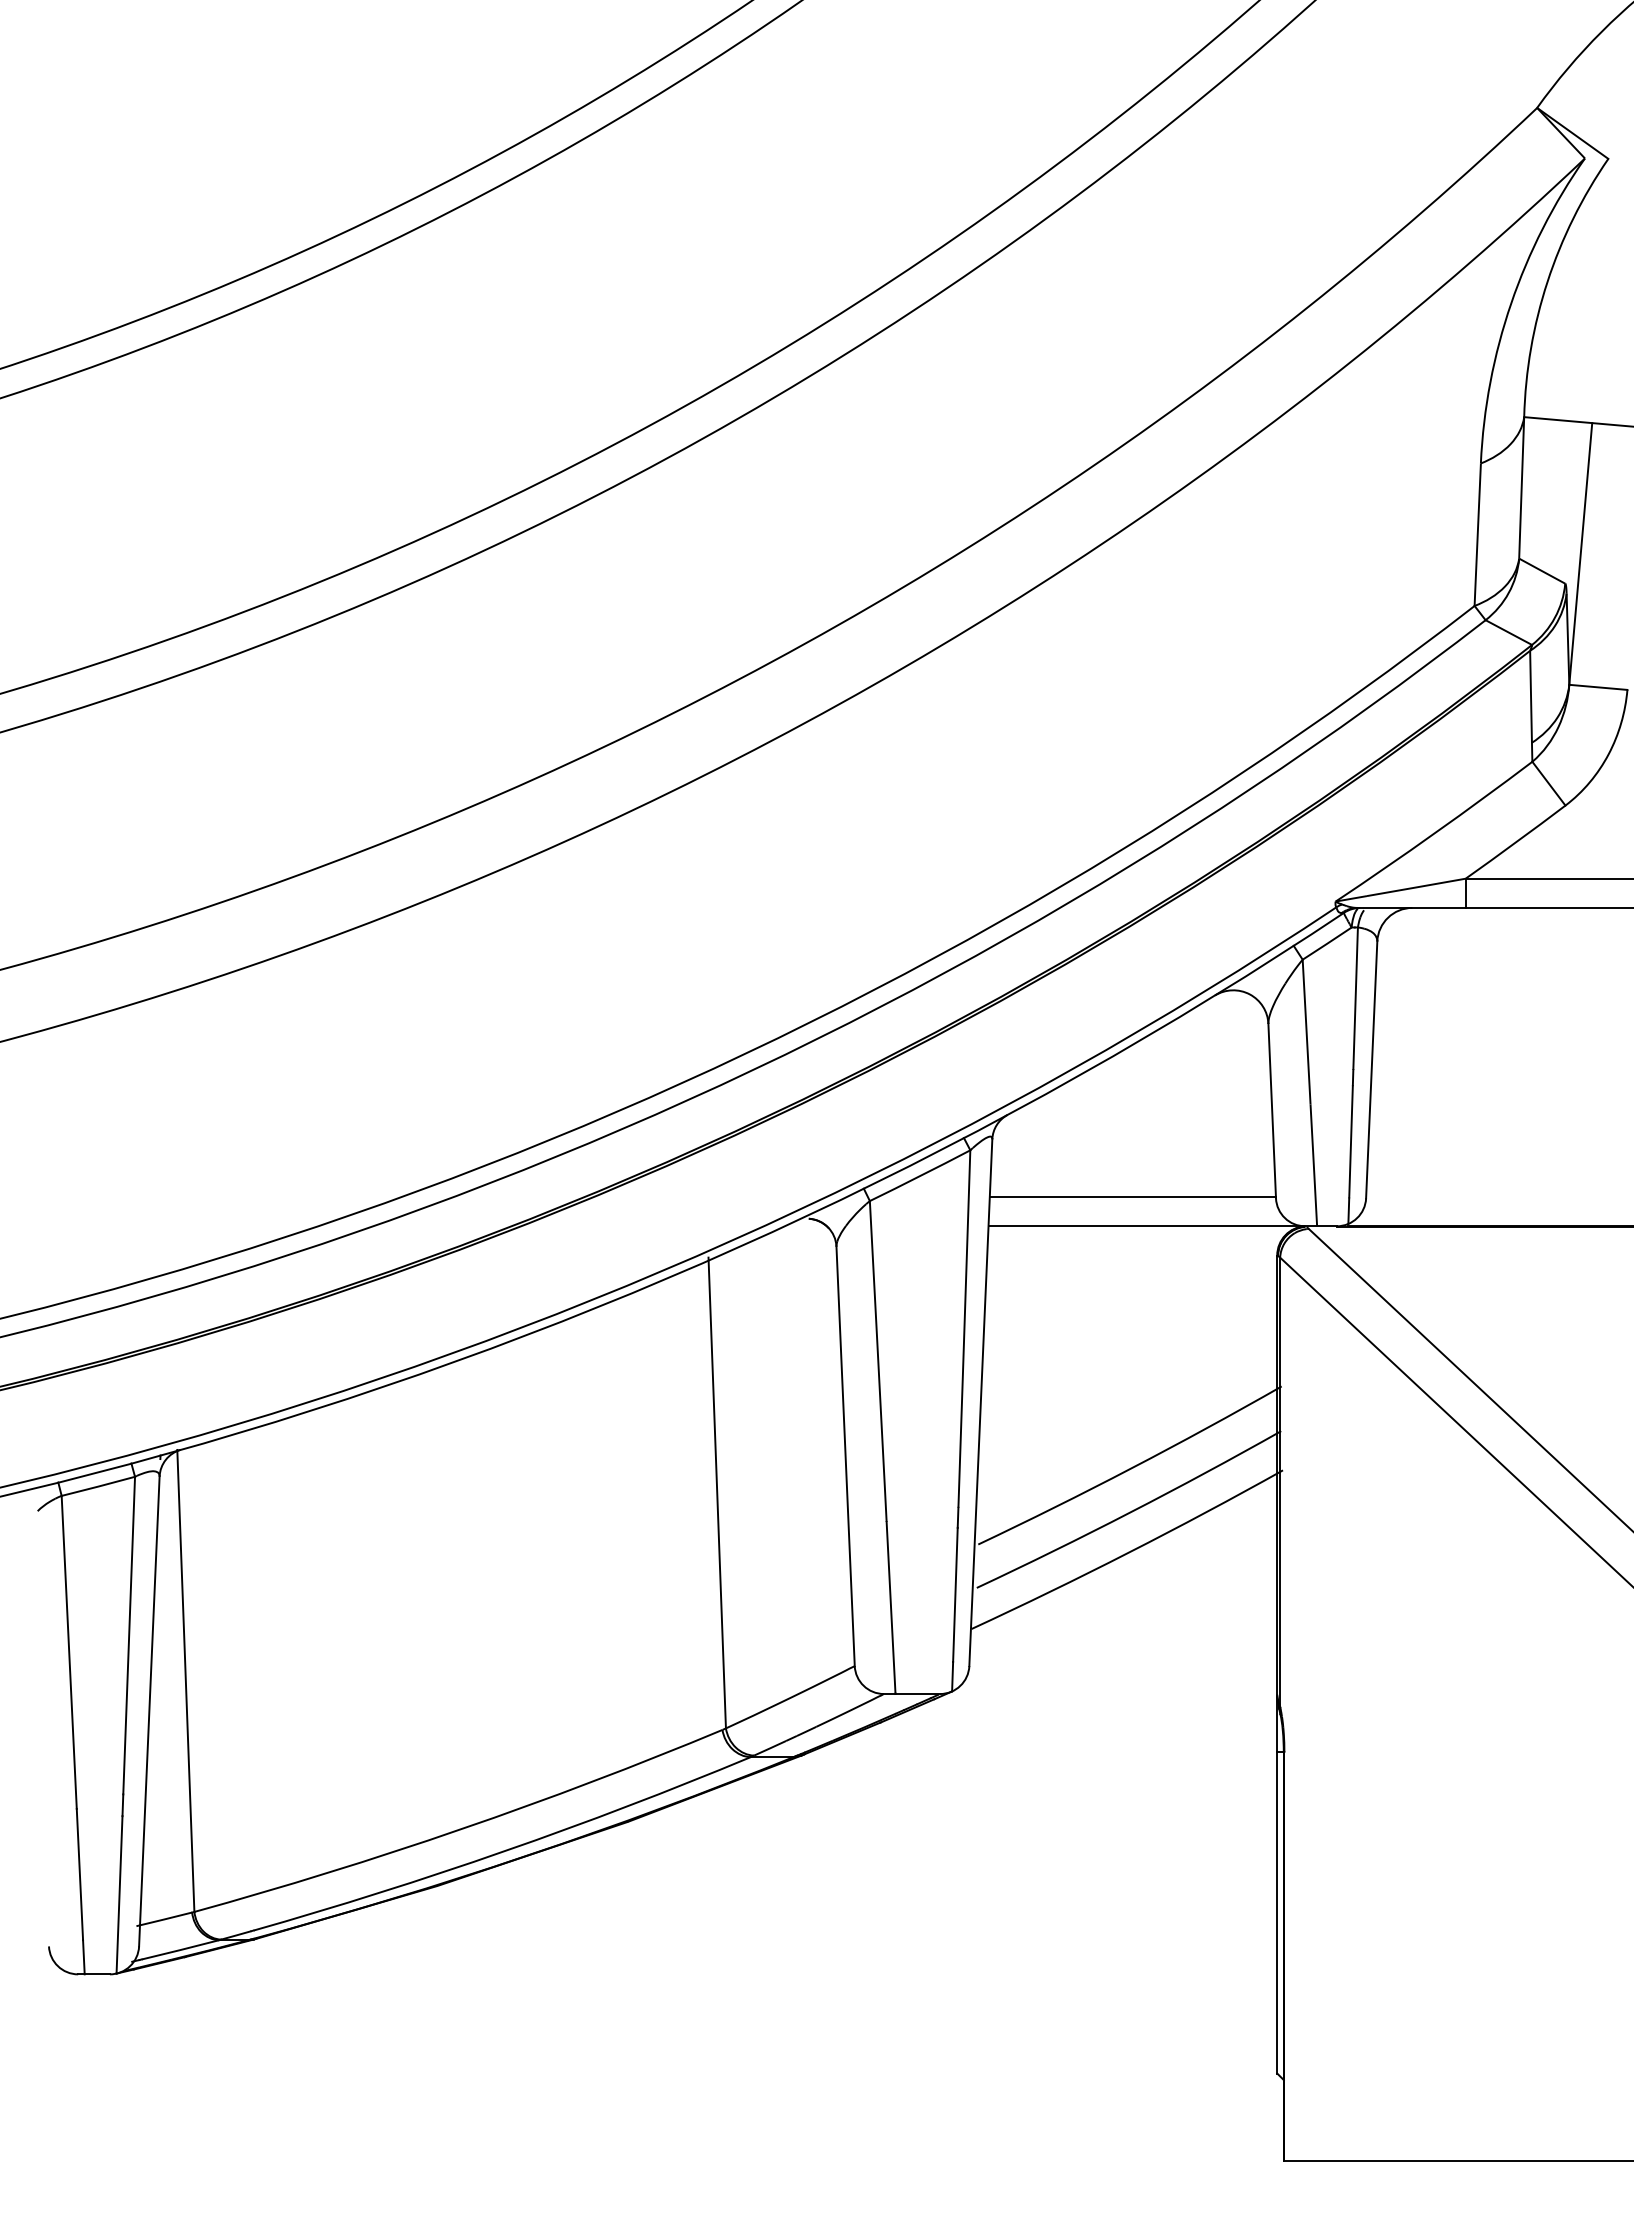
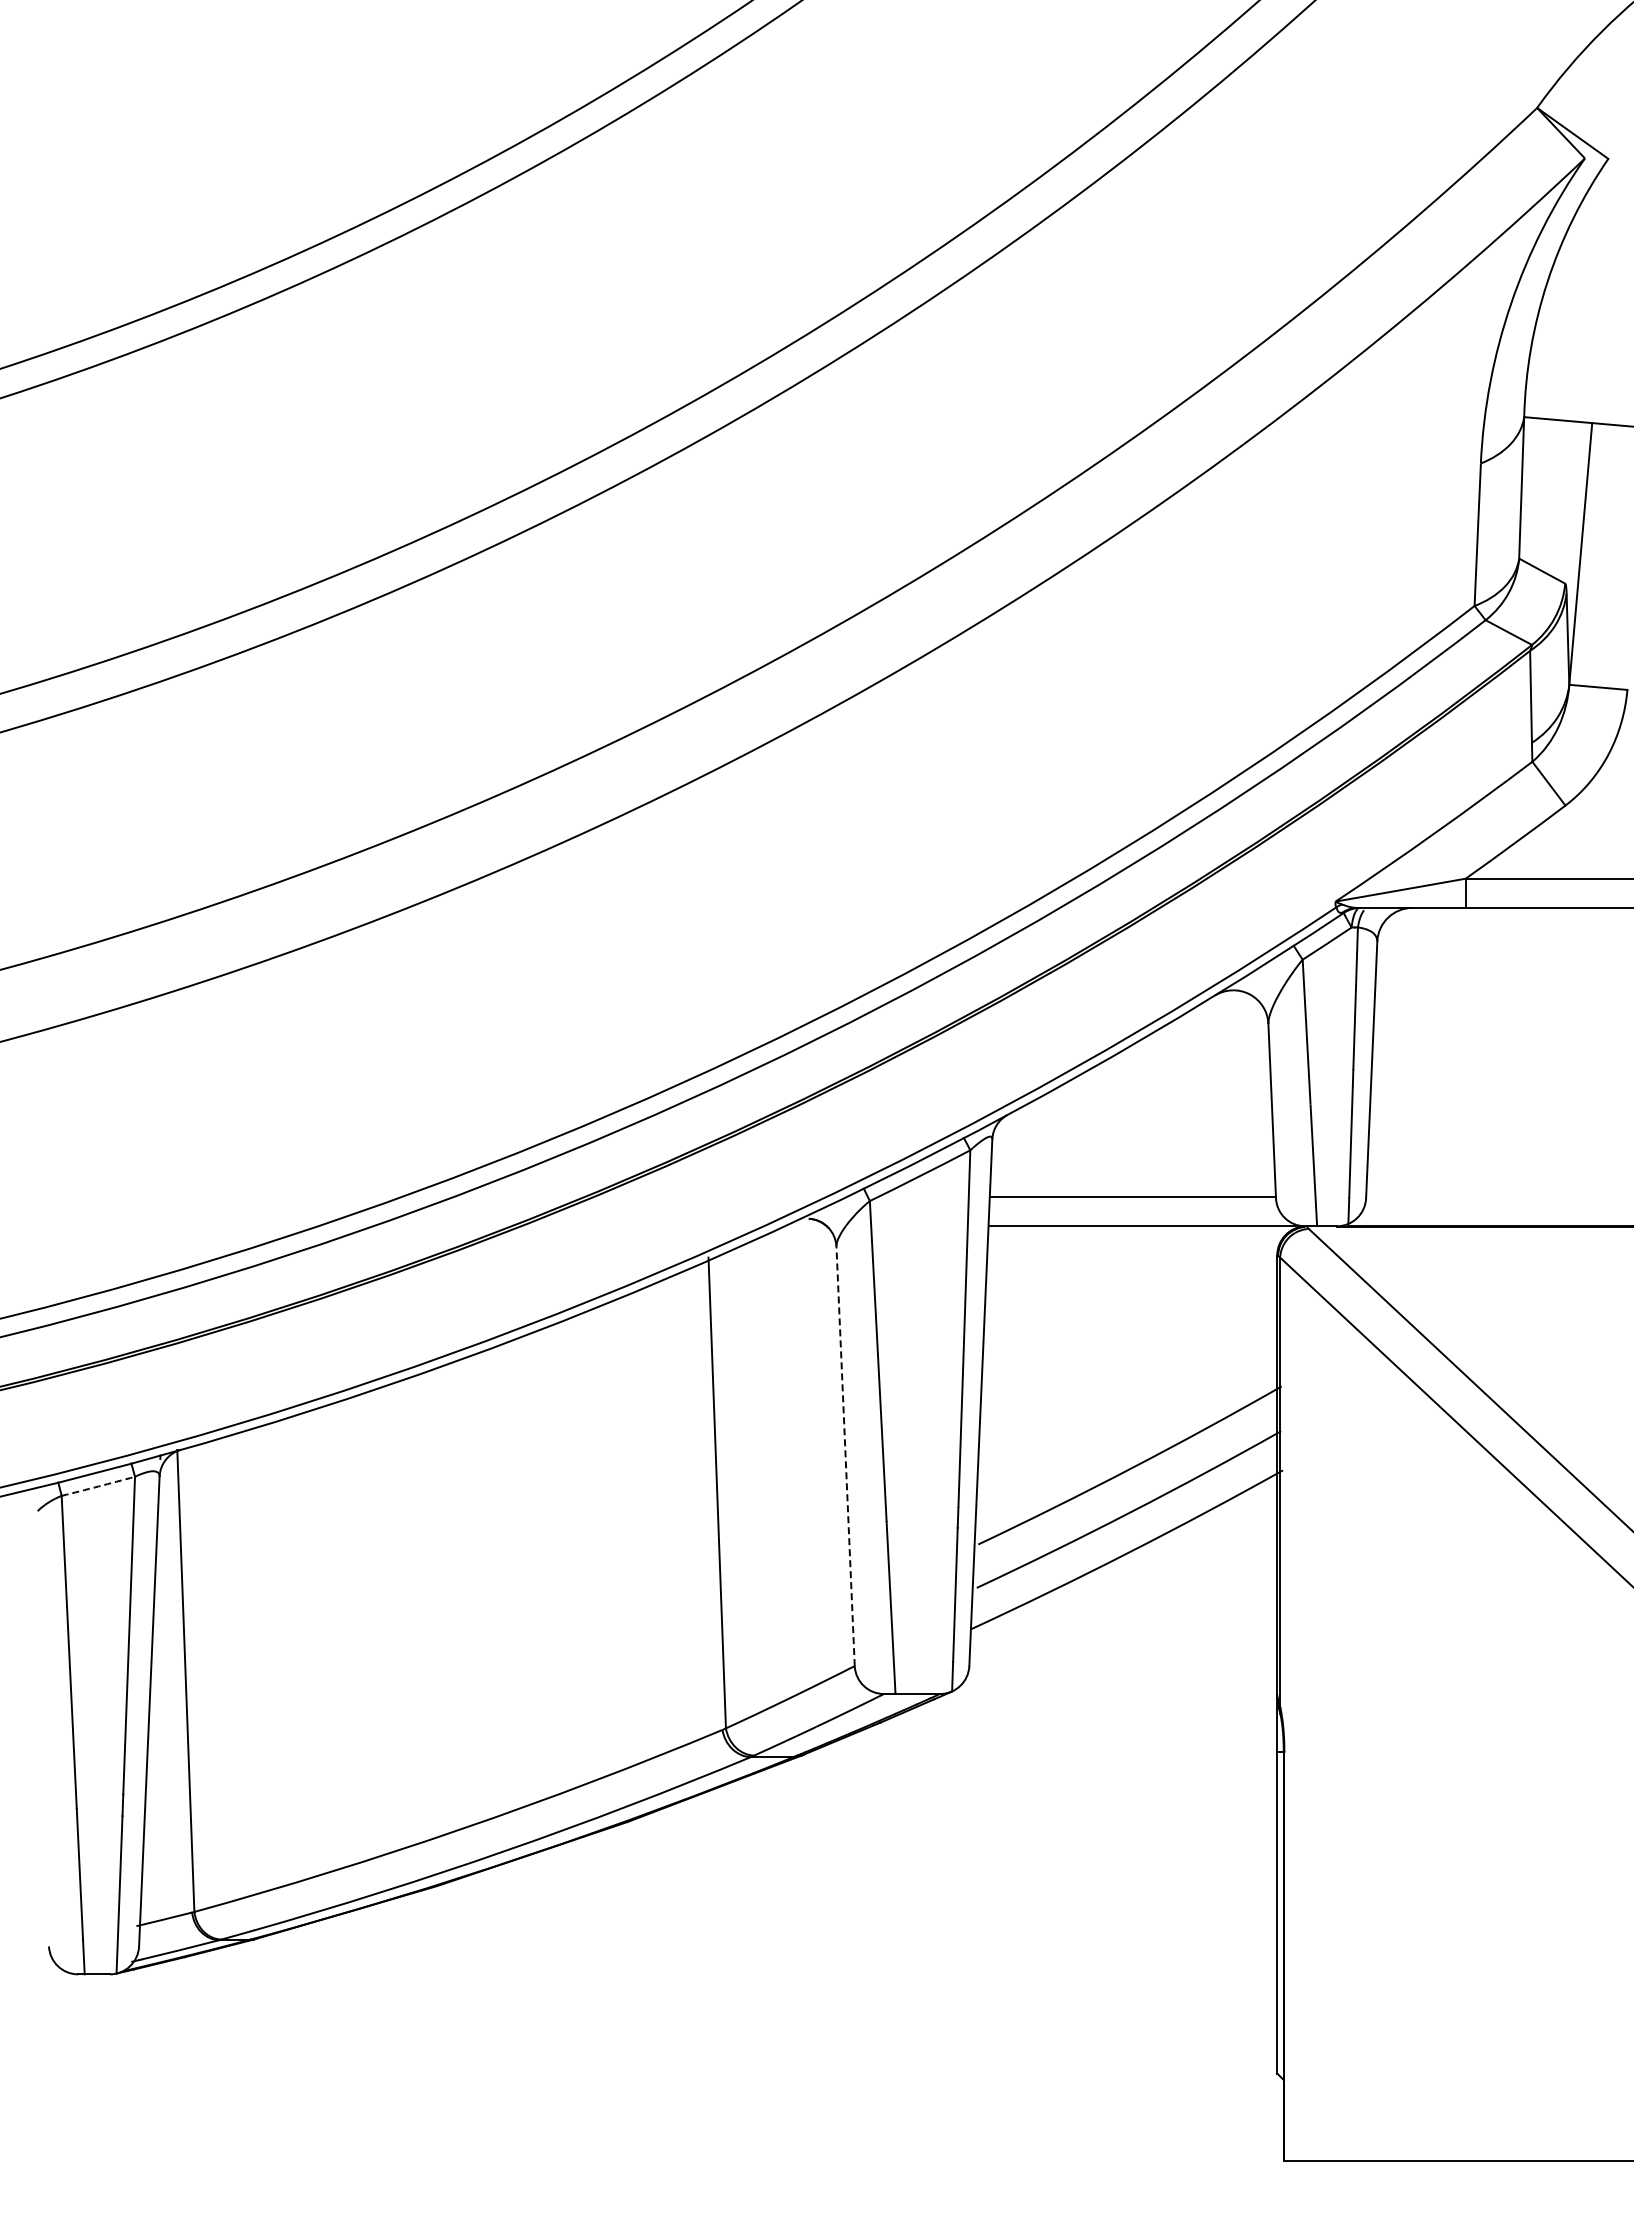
line: solid -> dashed (845, 1456)
arc: solid -> dashed (98, 1486)
